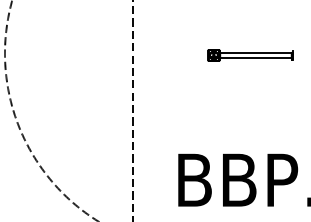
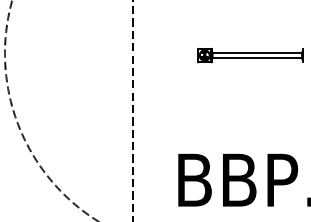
part size: 87x13 px -> 107x17 px (250, 55)
